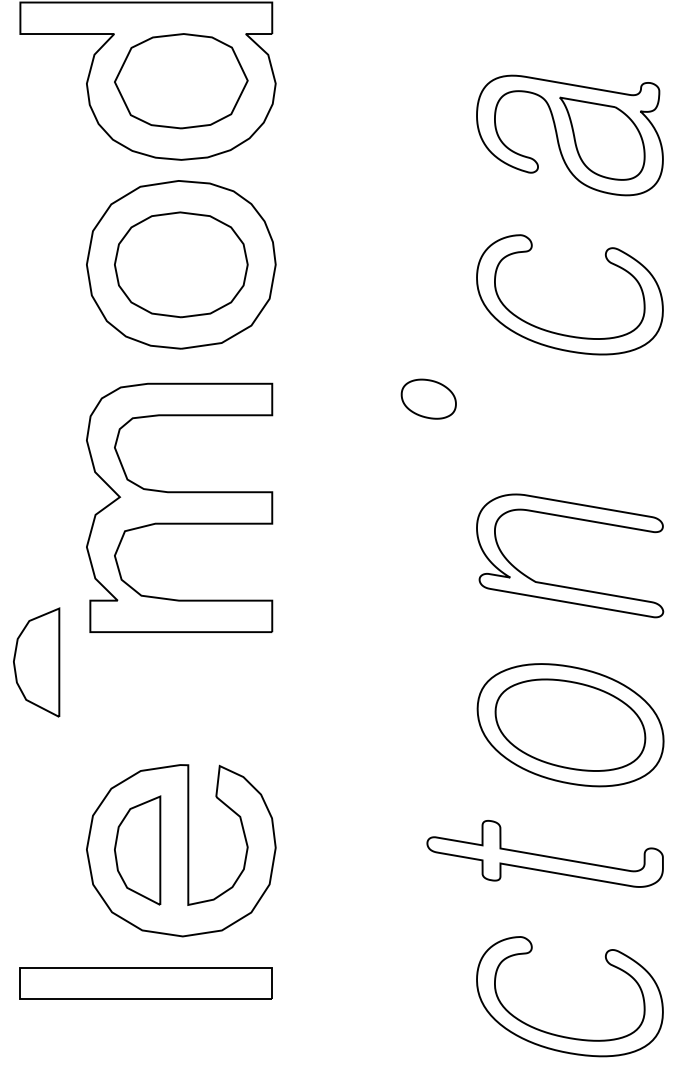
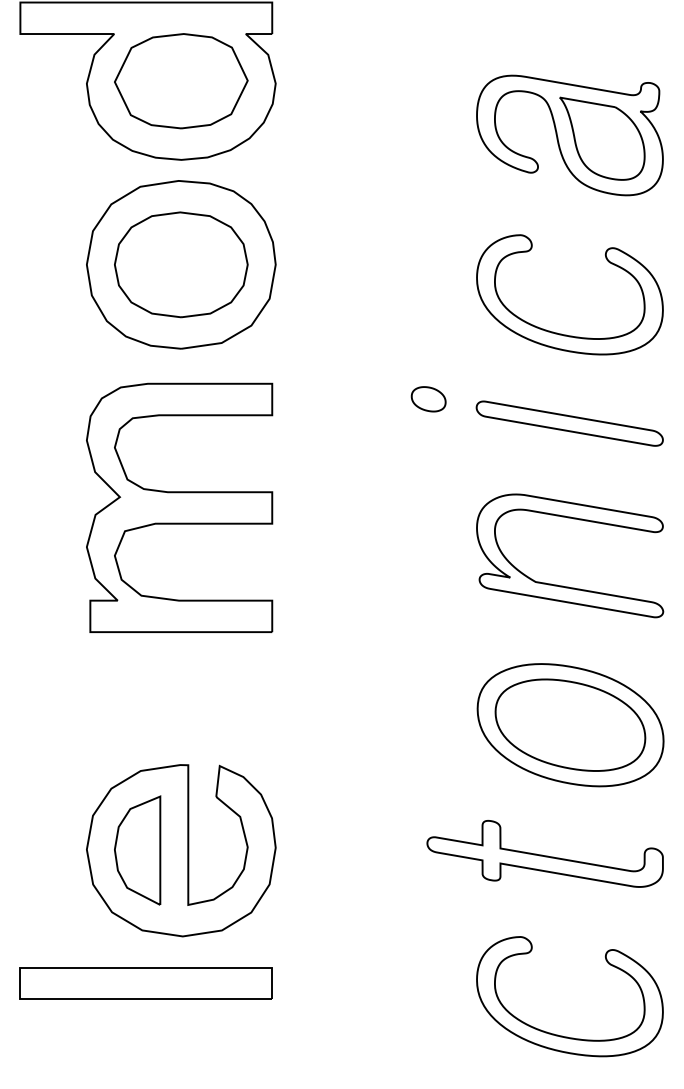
part size: 57x42 px -> 37x27 px (428, 399)
part: none -> present (569, 423)
part: present -> none (36, 662)
